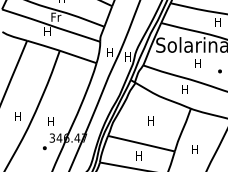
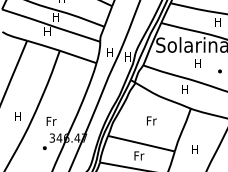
text: Fr -> H (56, 16)
text: H -> Fr (51, 120)
text: H -> Fr (151, 120)
text: H -> Fr (139, 155)
